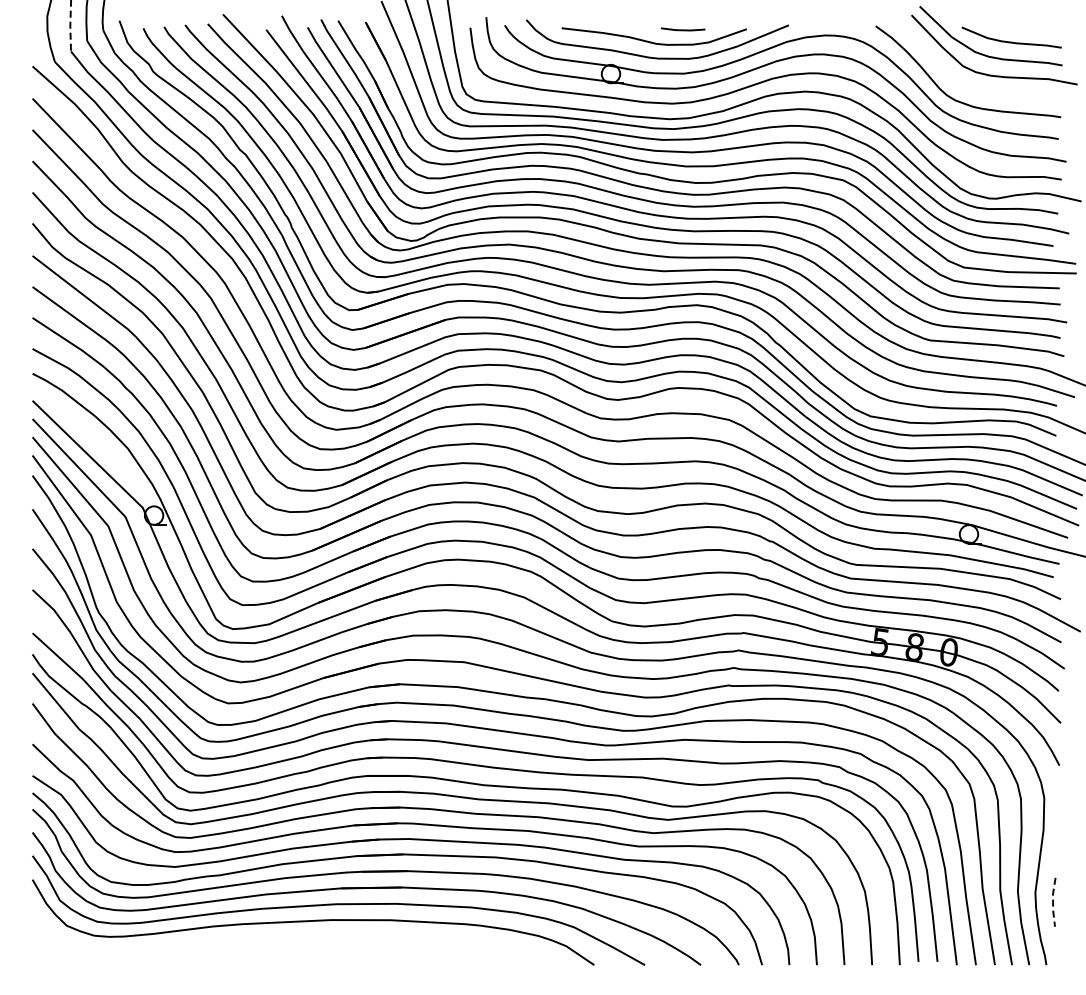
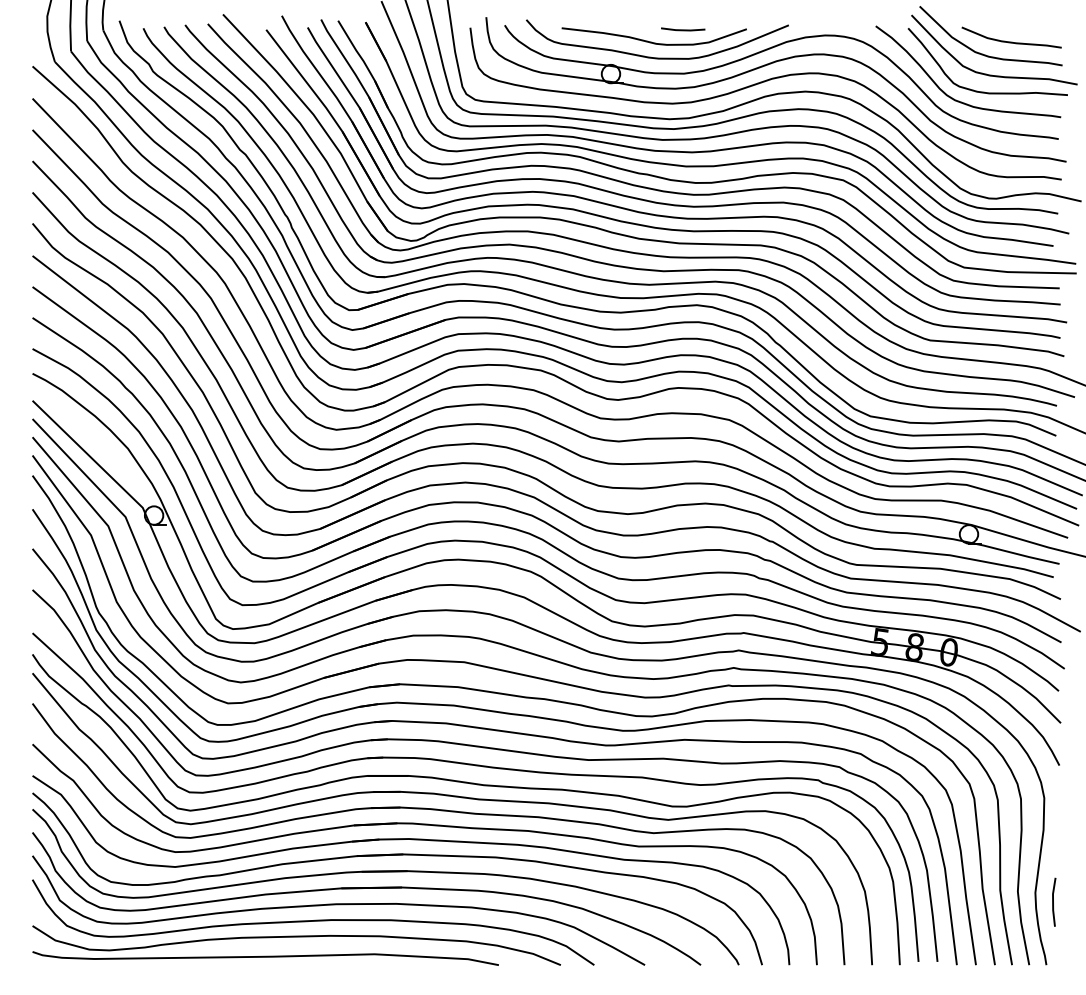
line: dashed -> solid (70, 26)
curve: none -> present (984, 91)
line: dashed -> solid (1053, 902)
part: none -> present (296, 937)
